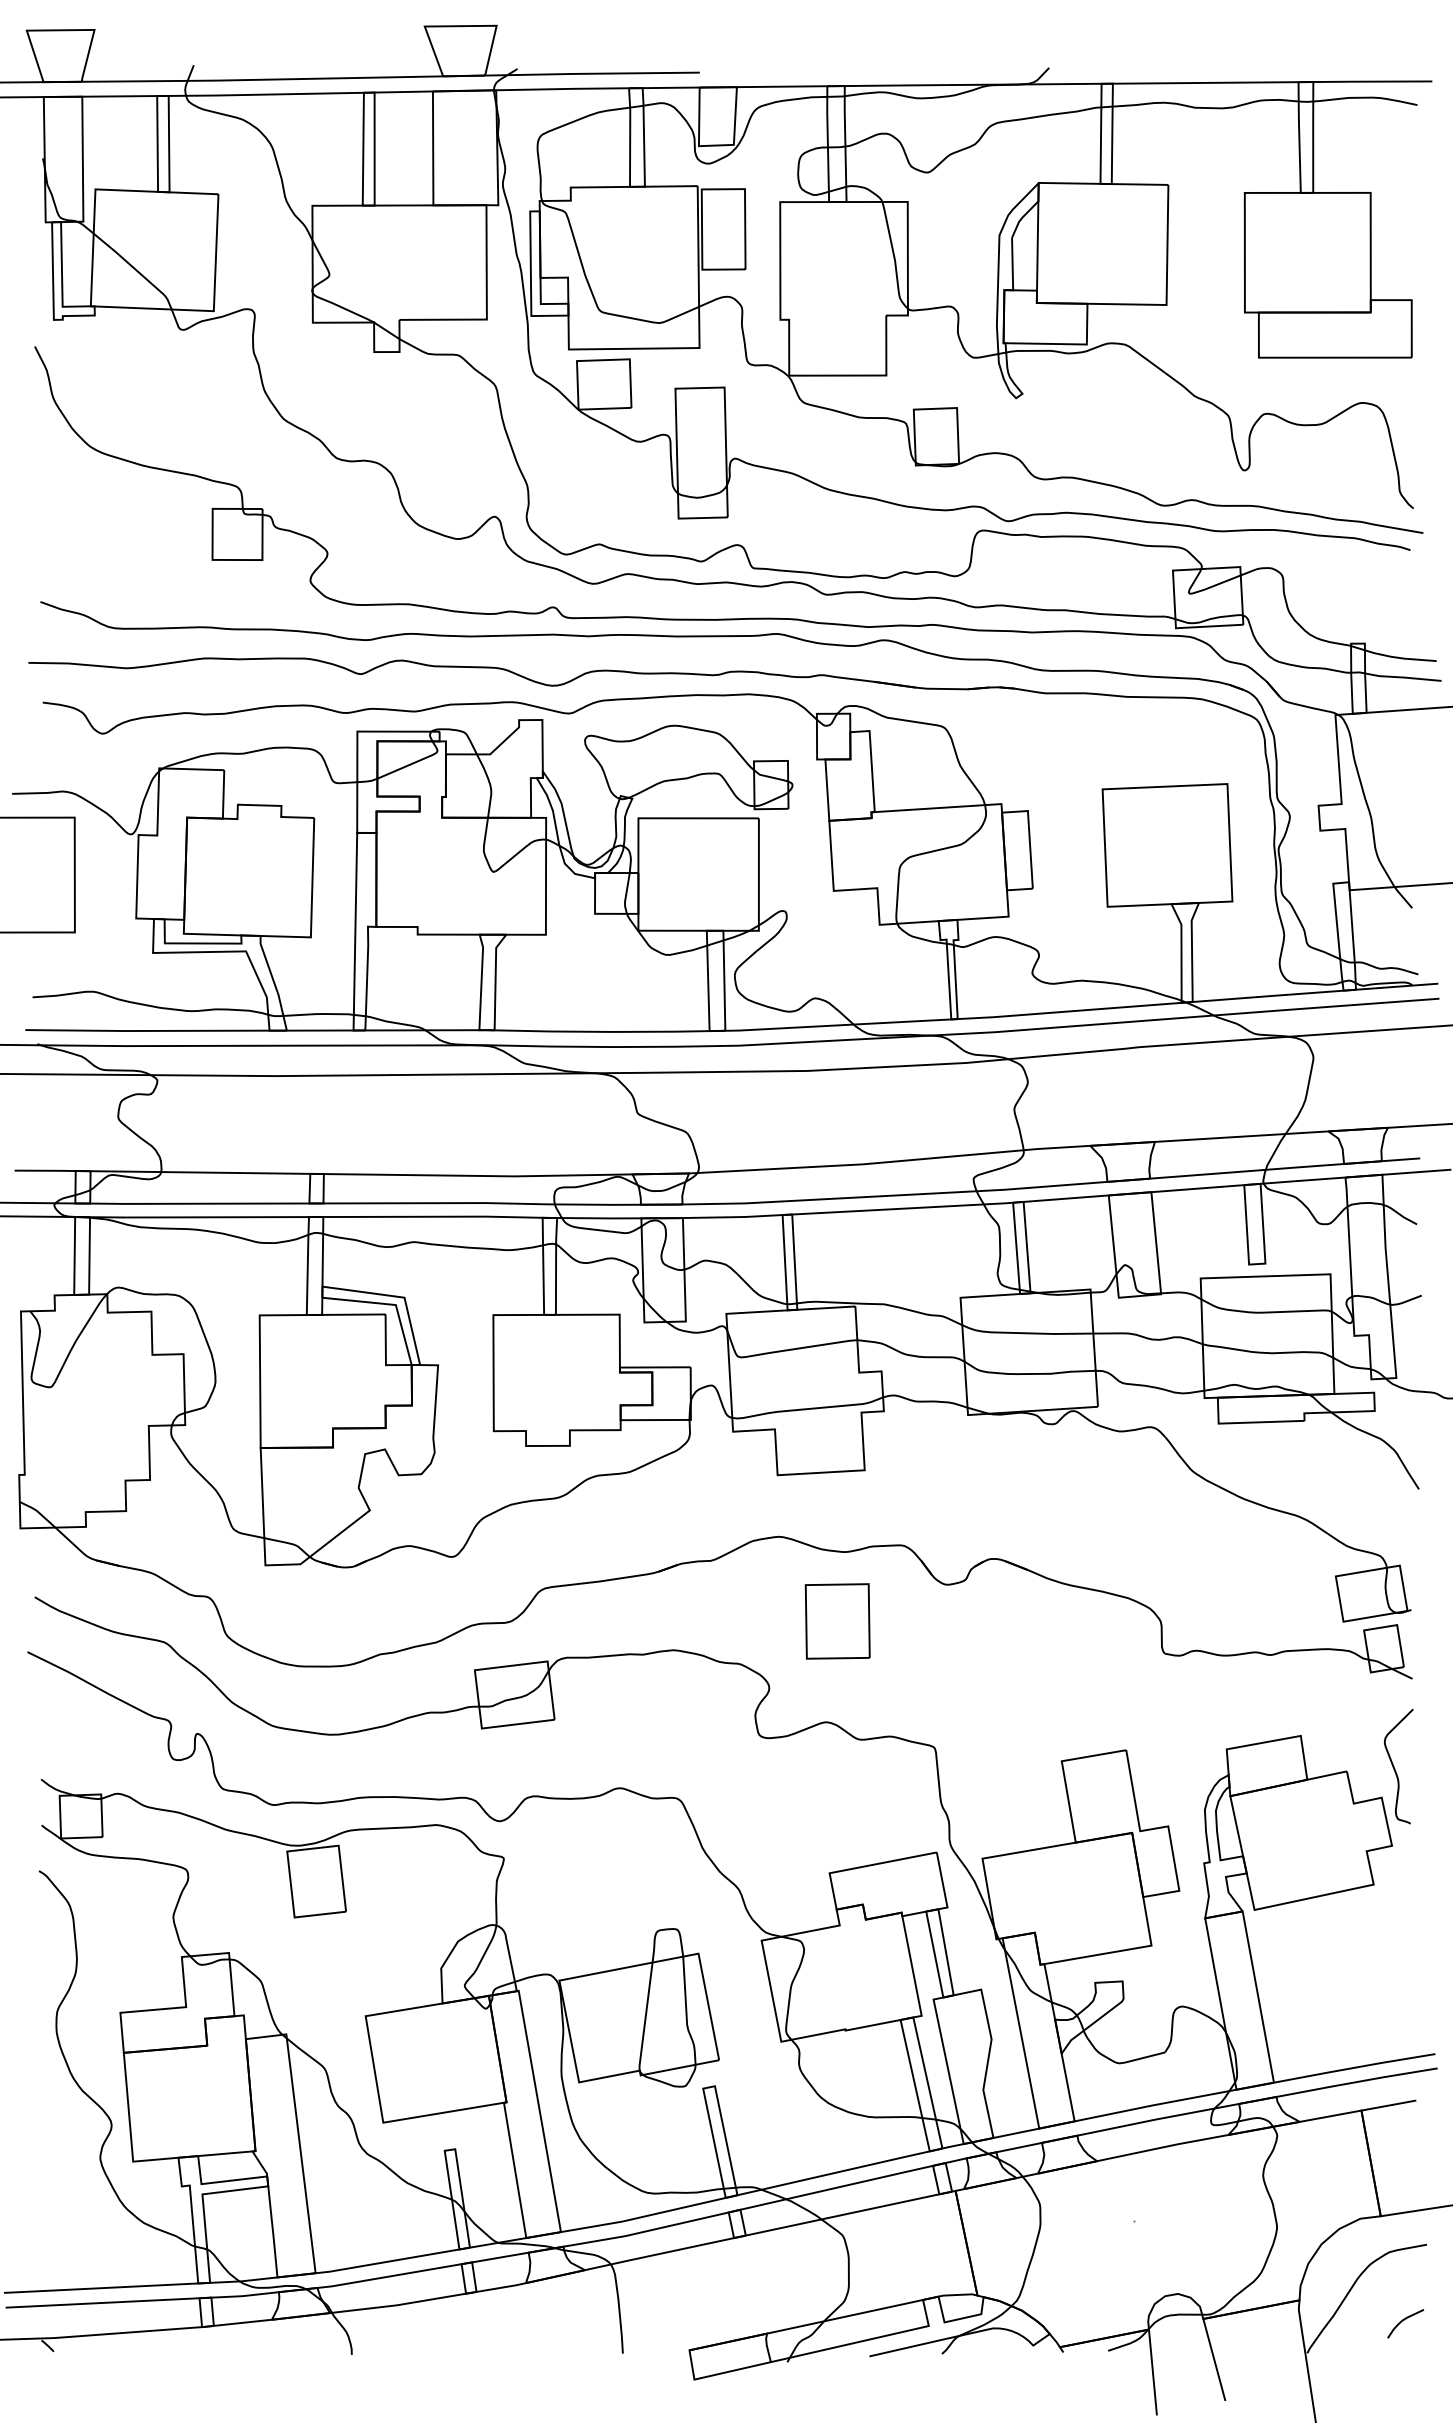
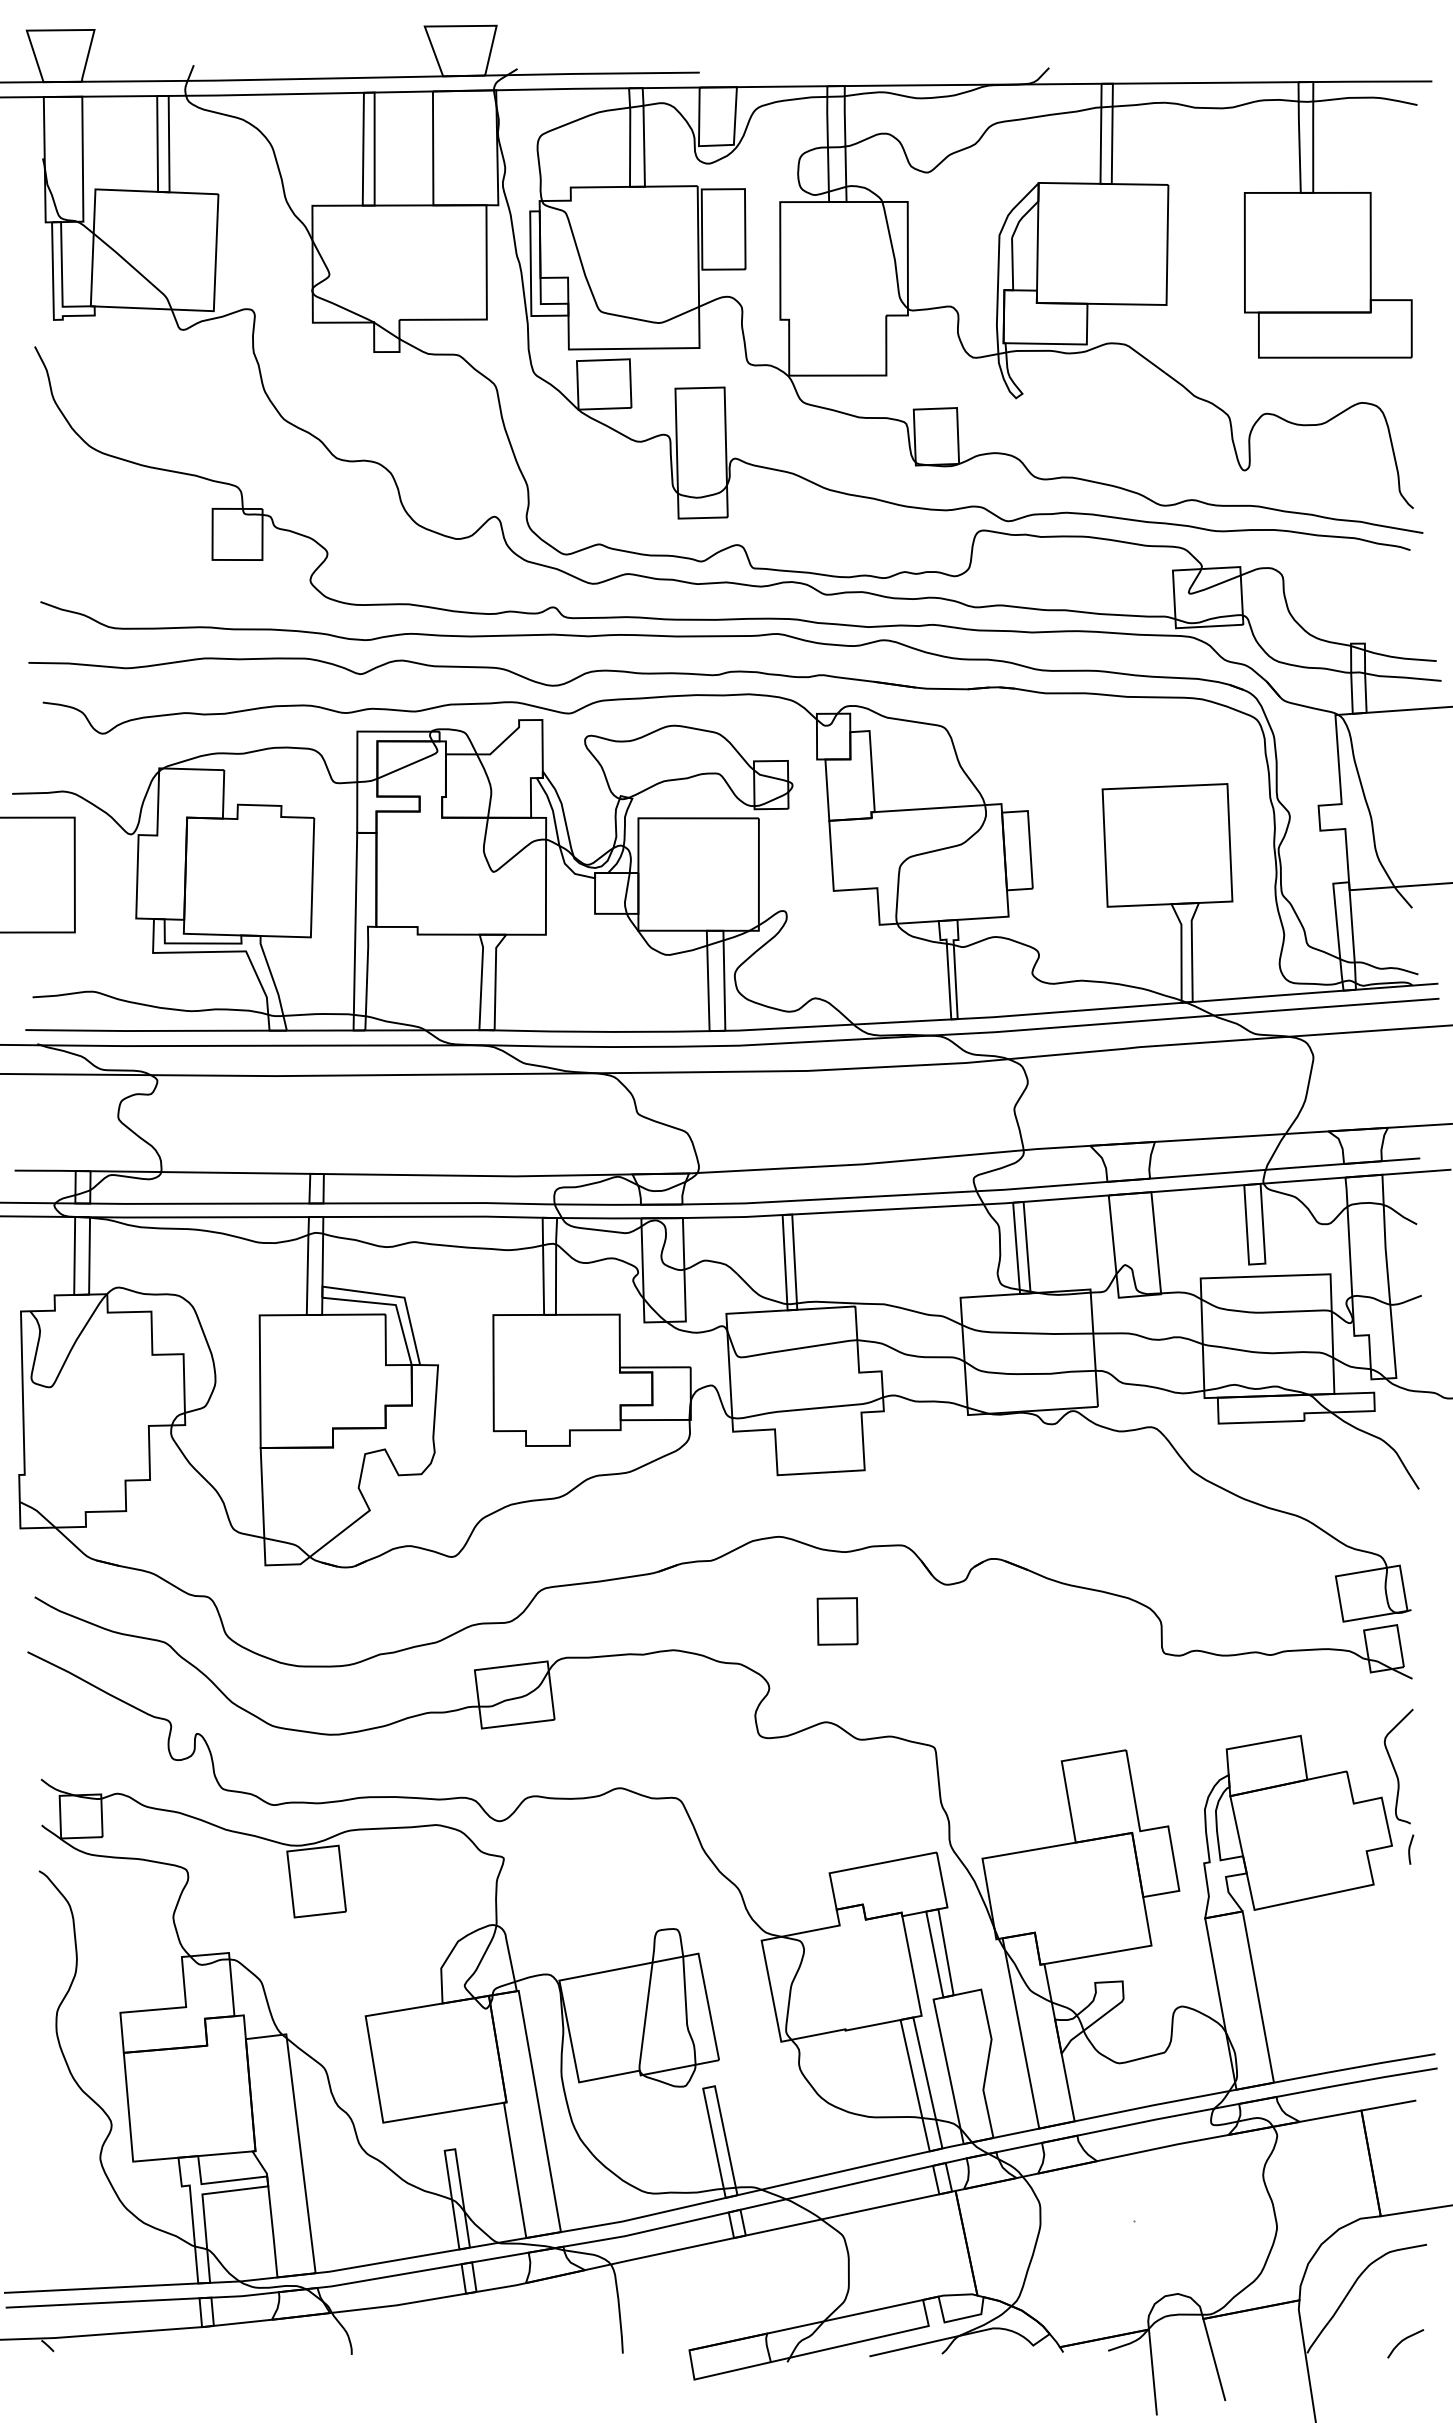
part size: 67x77 px -> 43x49 px (837, 1621)
curve: none -> present (1410, 1849)
curve position: (1403, 2321) -> (1403, 2341) (1403, 2341)
